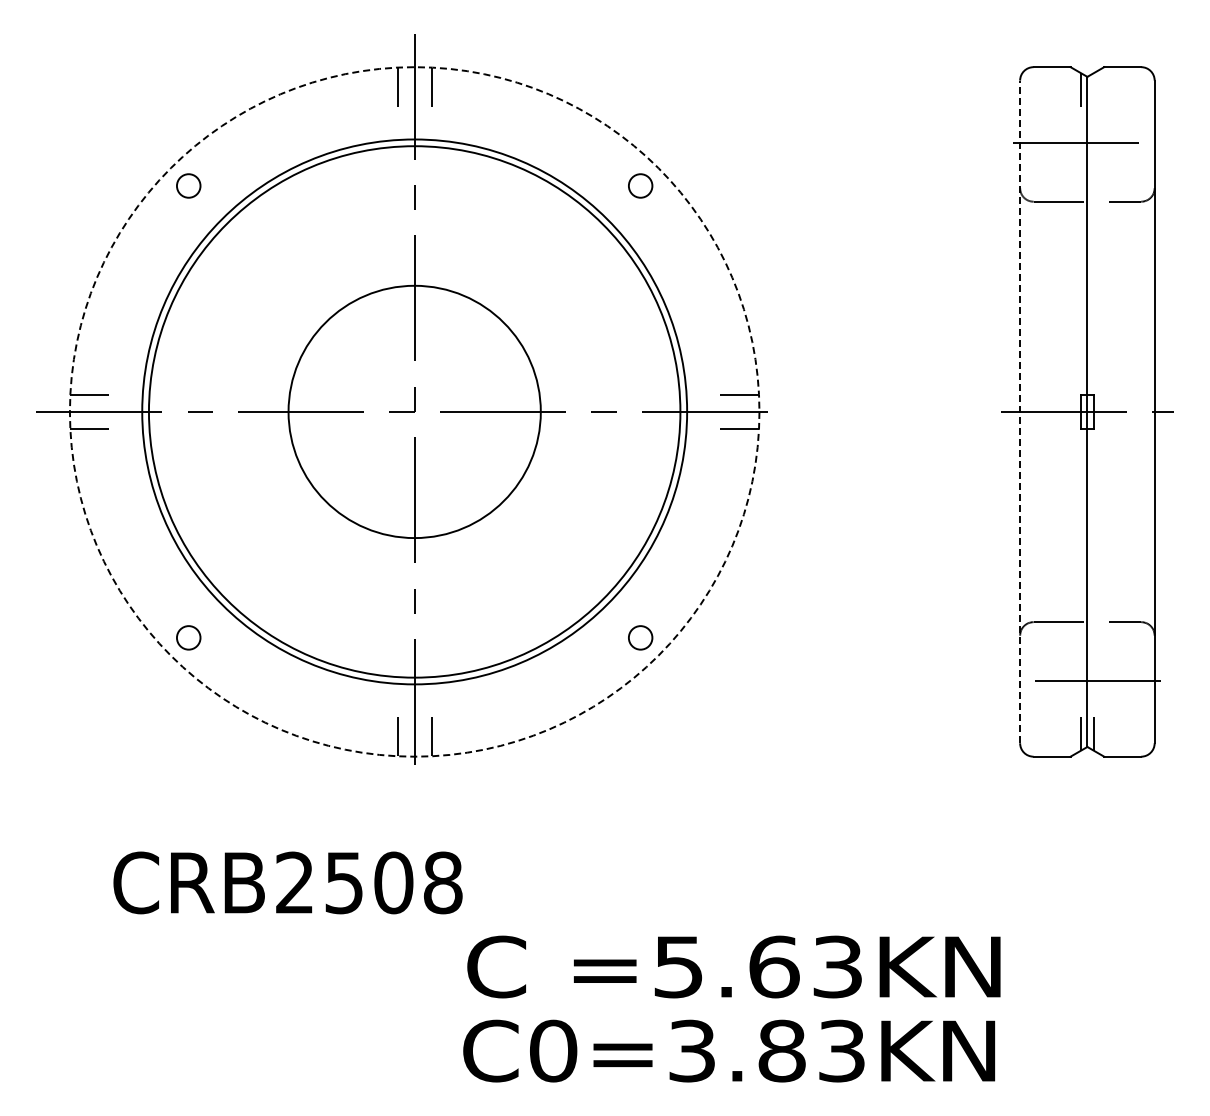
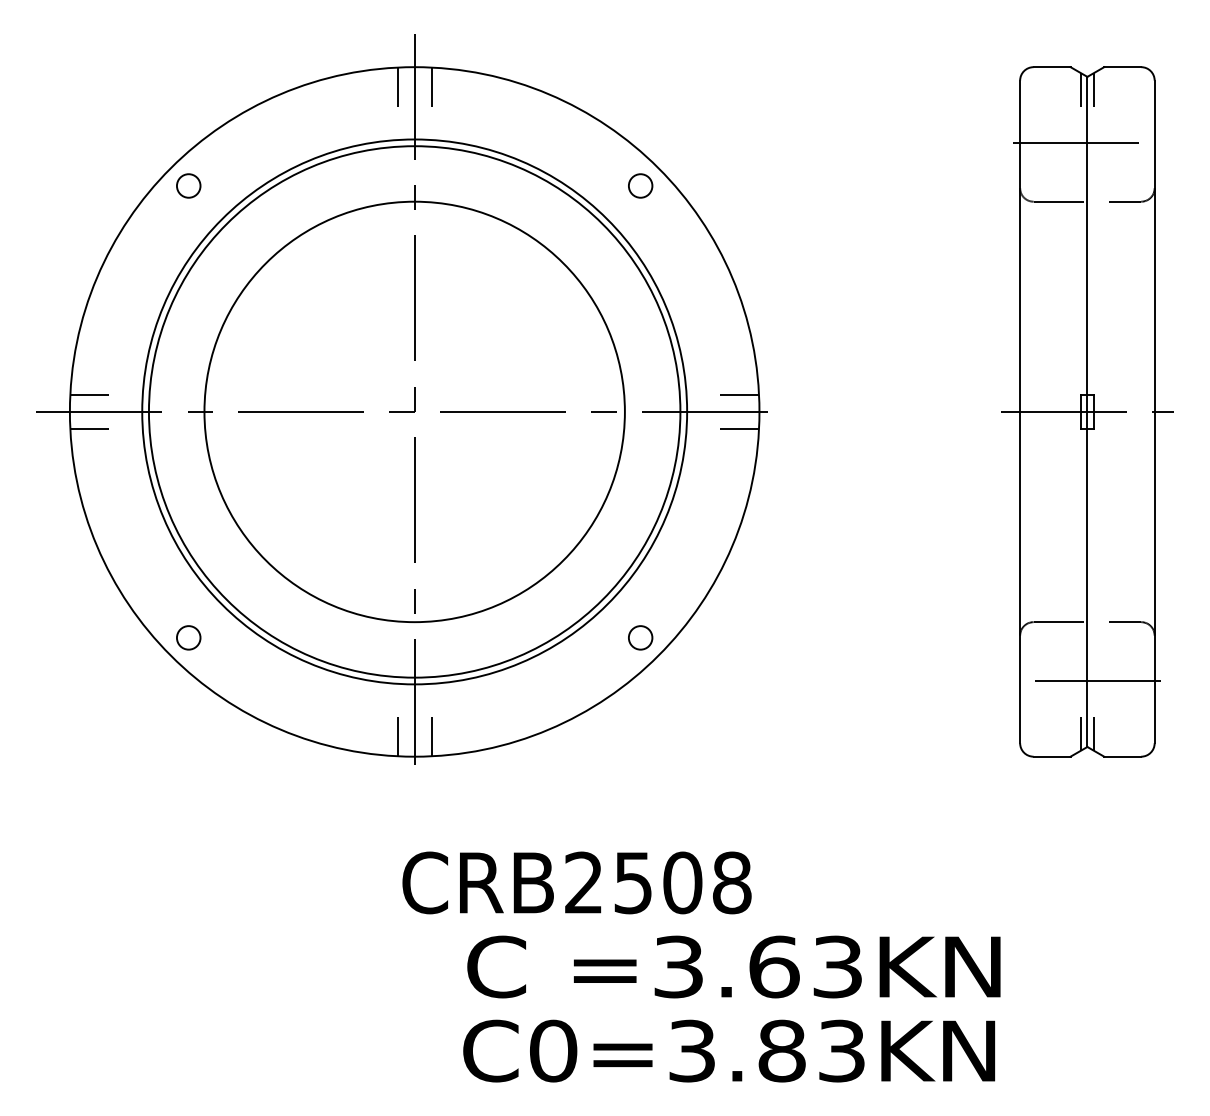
line: none -> present (1094, 89)
circle diameter: 252 px -> 420 px (414, 411)
circle: dashed -> solid (414, 411)
line: dashed -> solid (1020, 411)
text position: (287, 882) -> (576, 882) (576, 882)
text: =5.63KN -> =3.63KN (678, 966)
